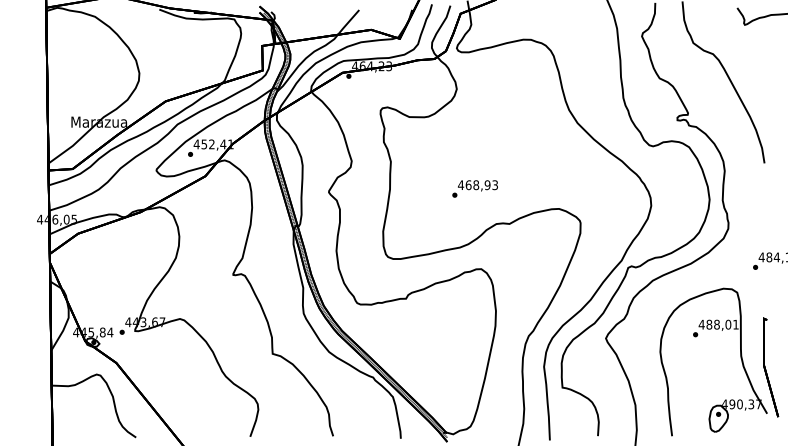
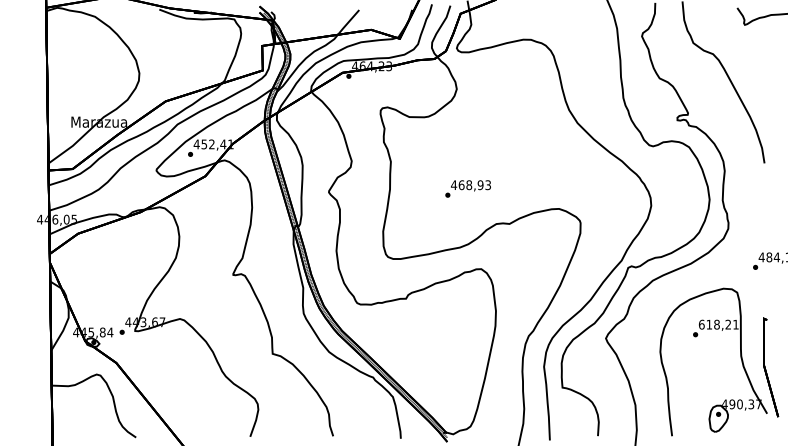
text position: (474, 188) -> (467, 188) (467, 188)
text: 488,01 -> 618,21 (714, 324)
